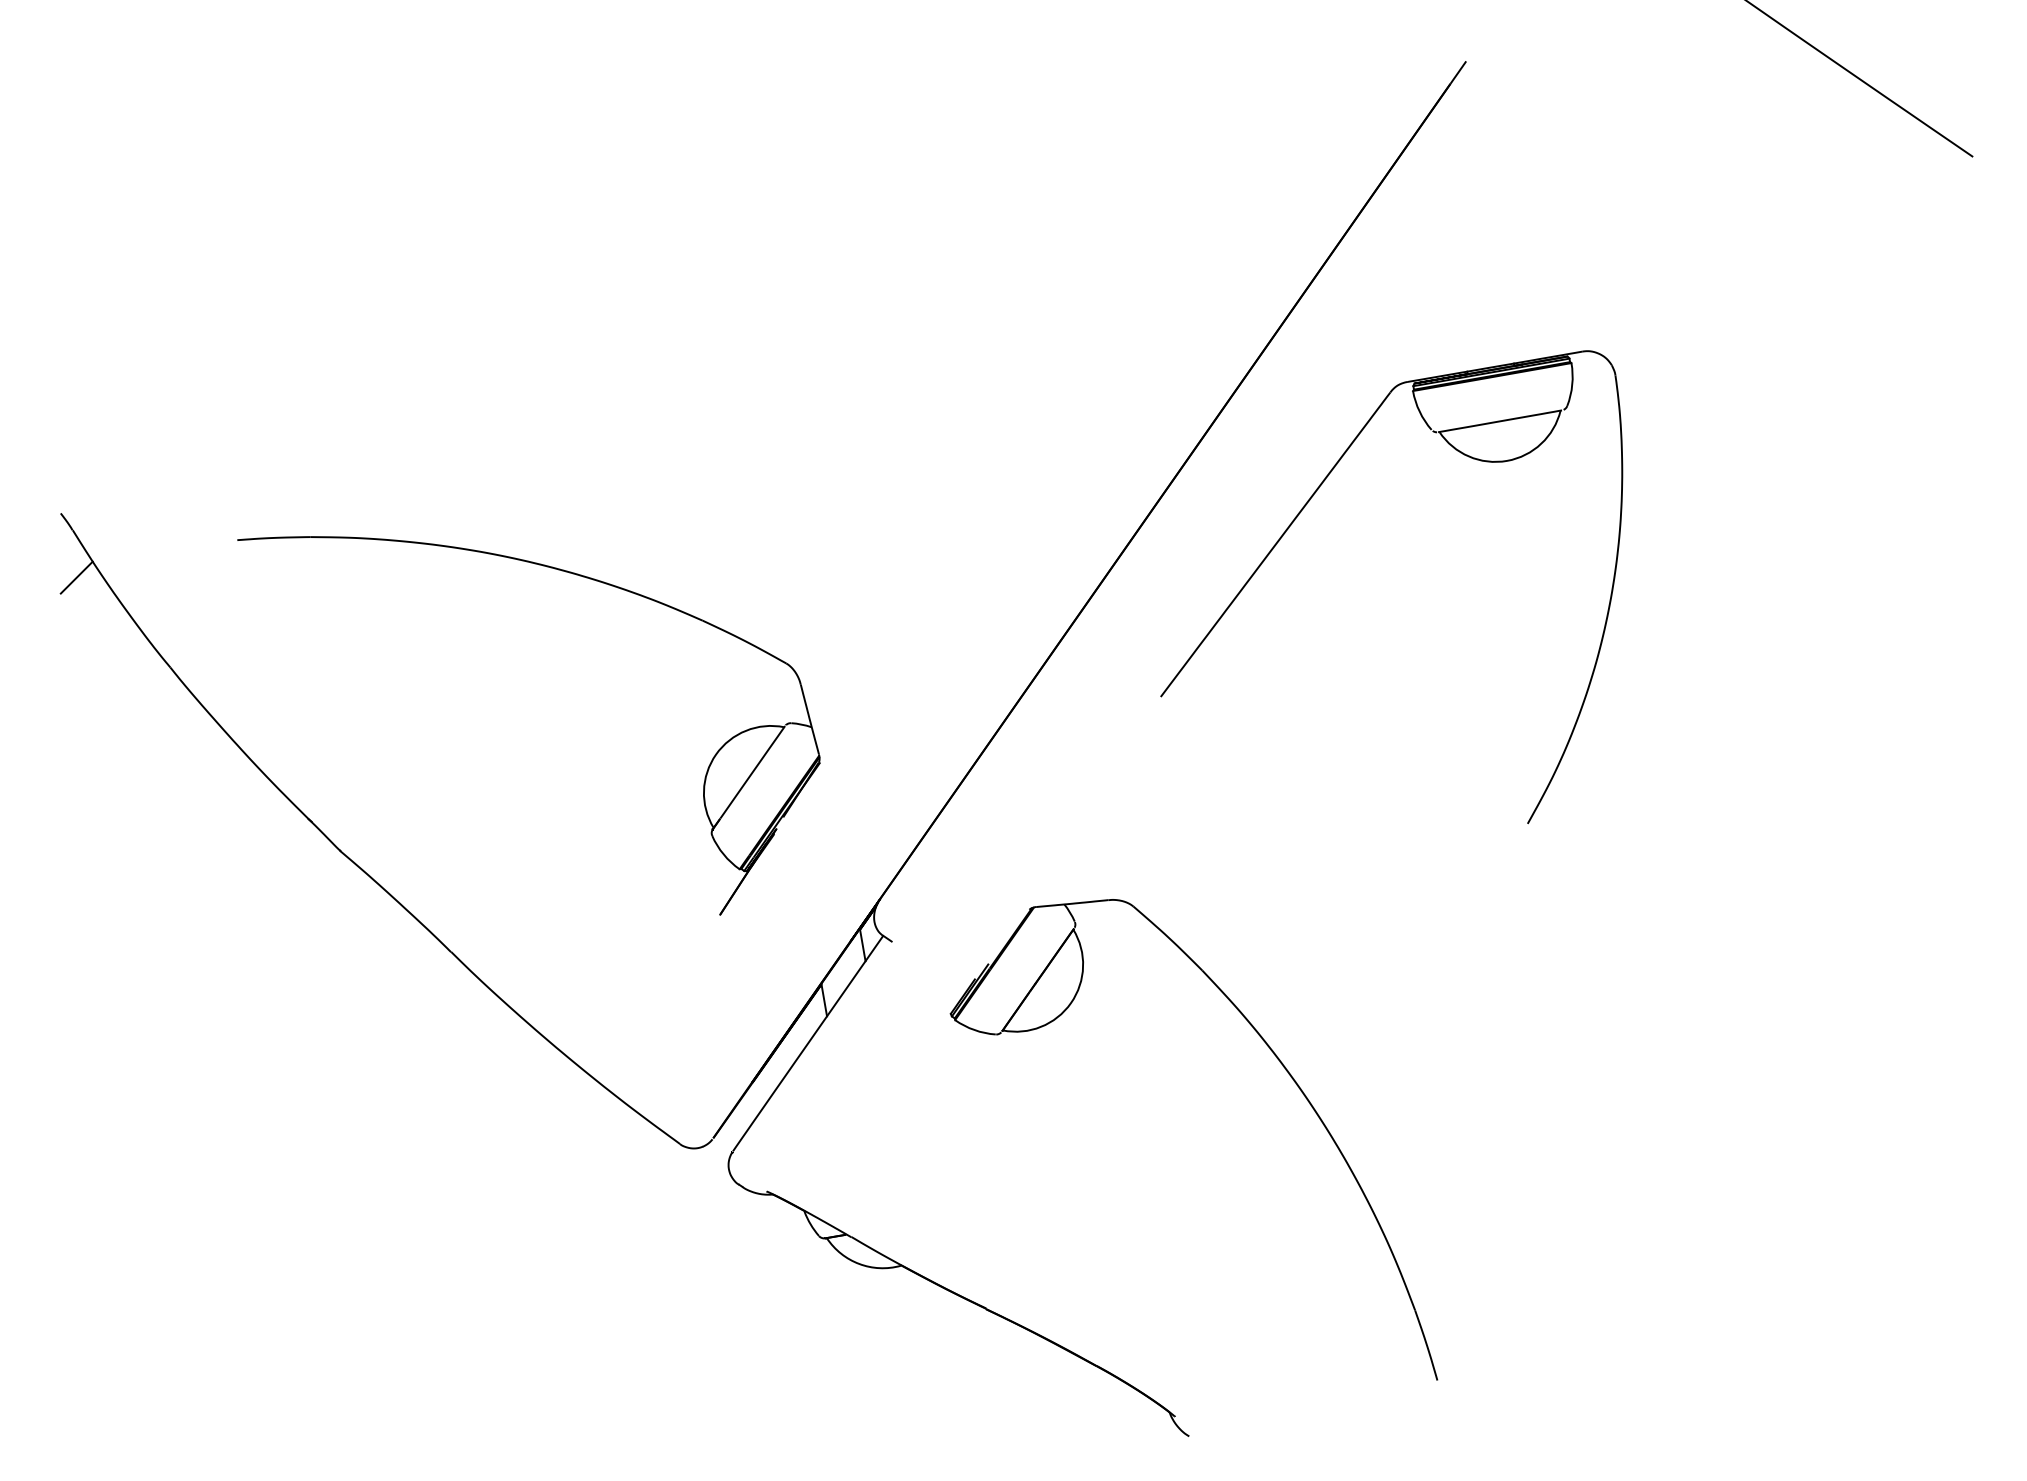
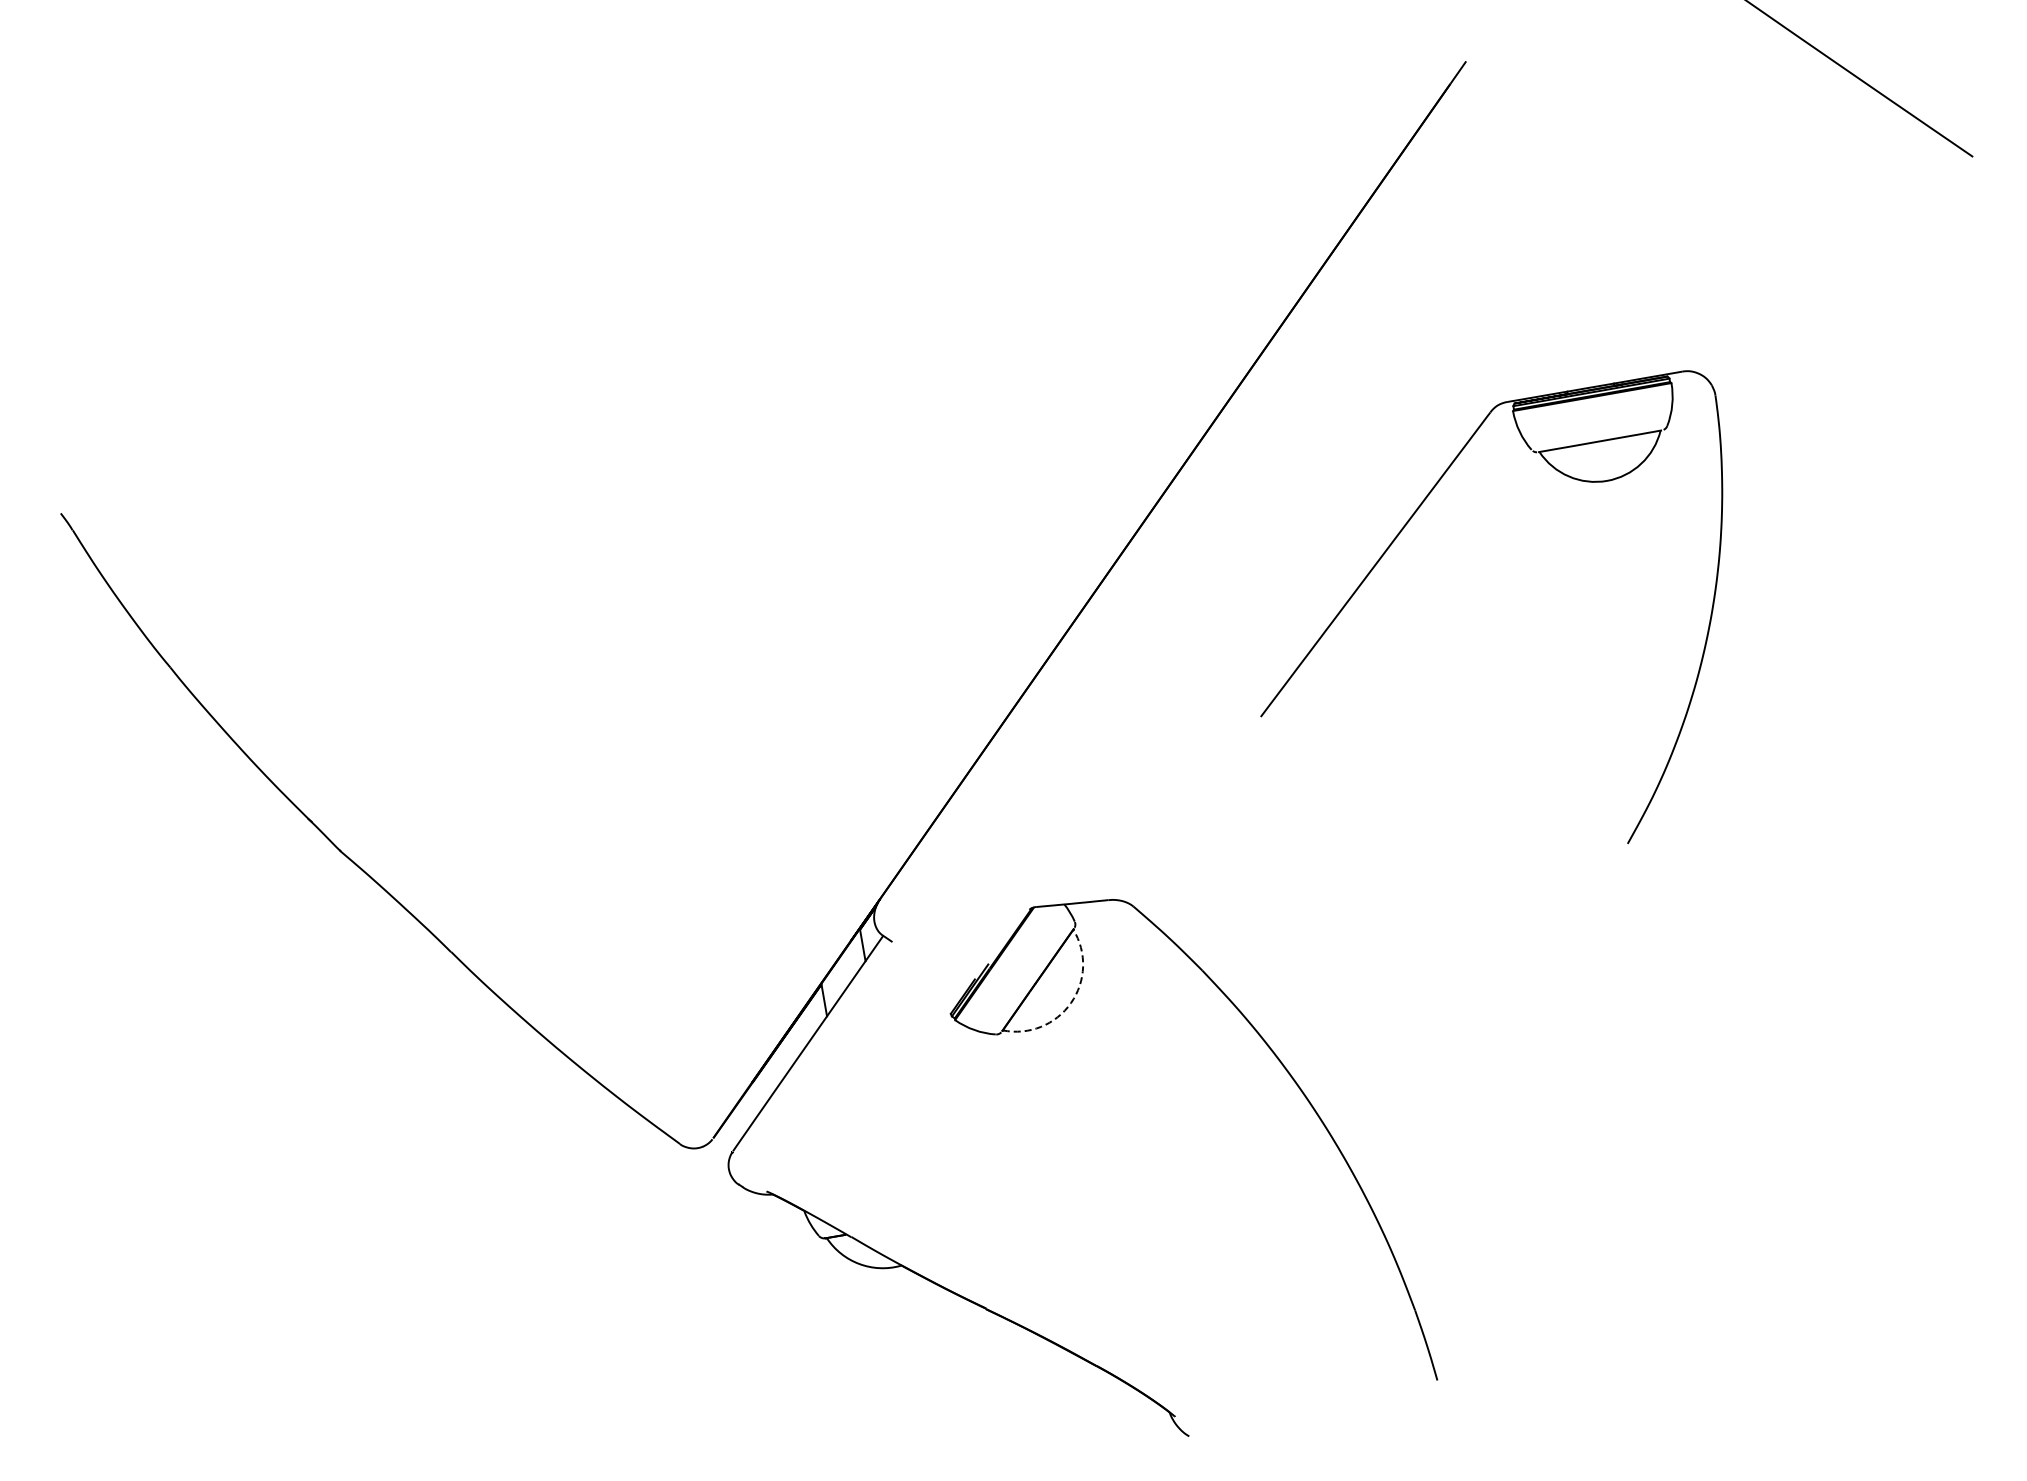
part position: (1298, 516) -> (1398, 536) (1398, 536)
part: present -> none (572, 574)
line: present -> none (76, 577)
arc: solid -> dashed (1071, 1003)
